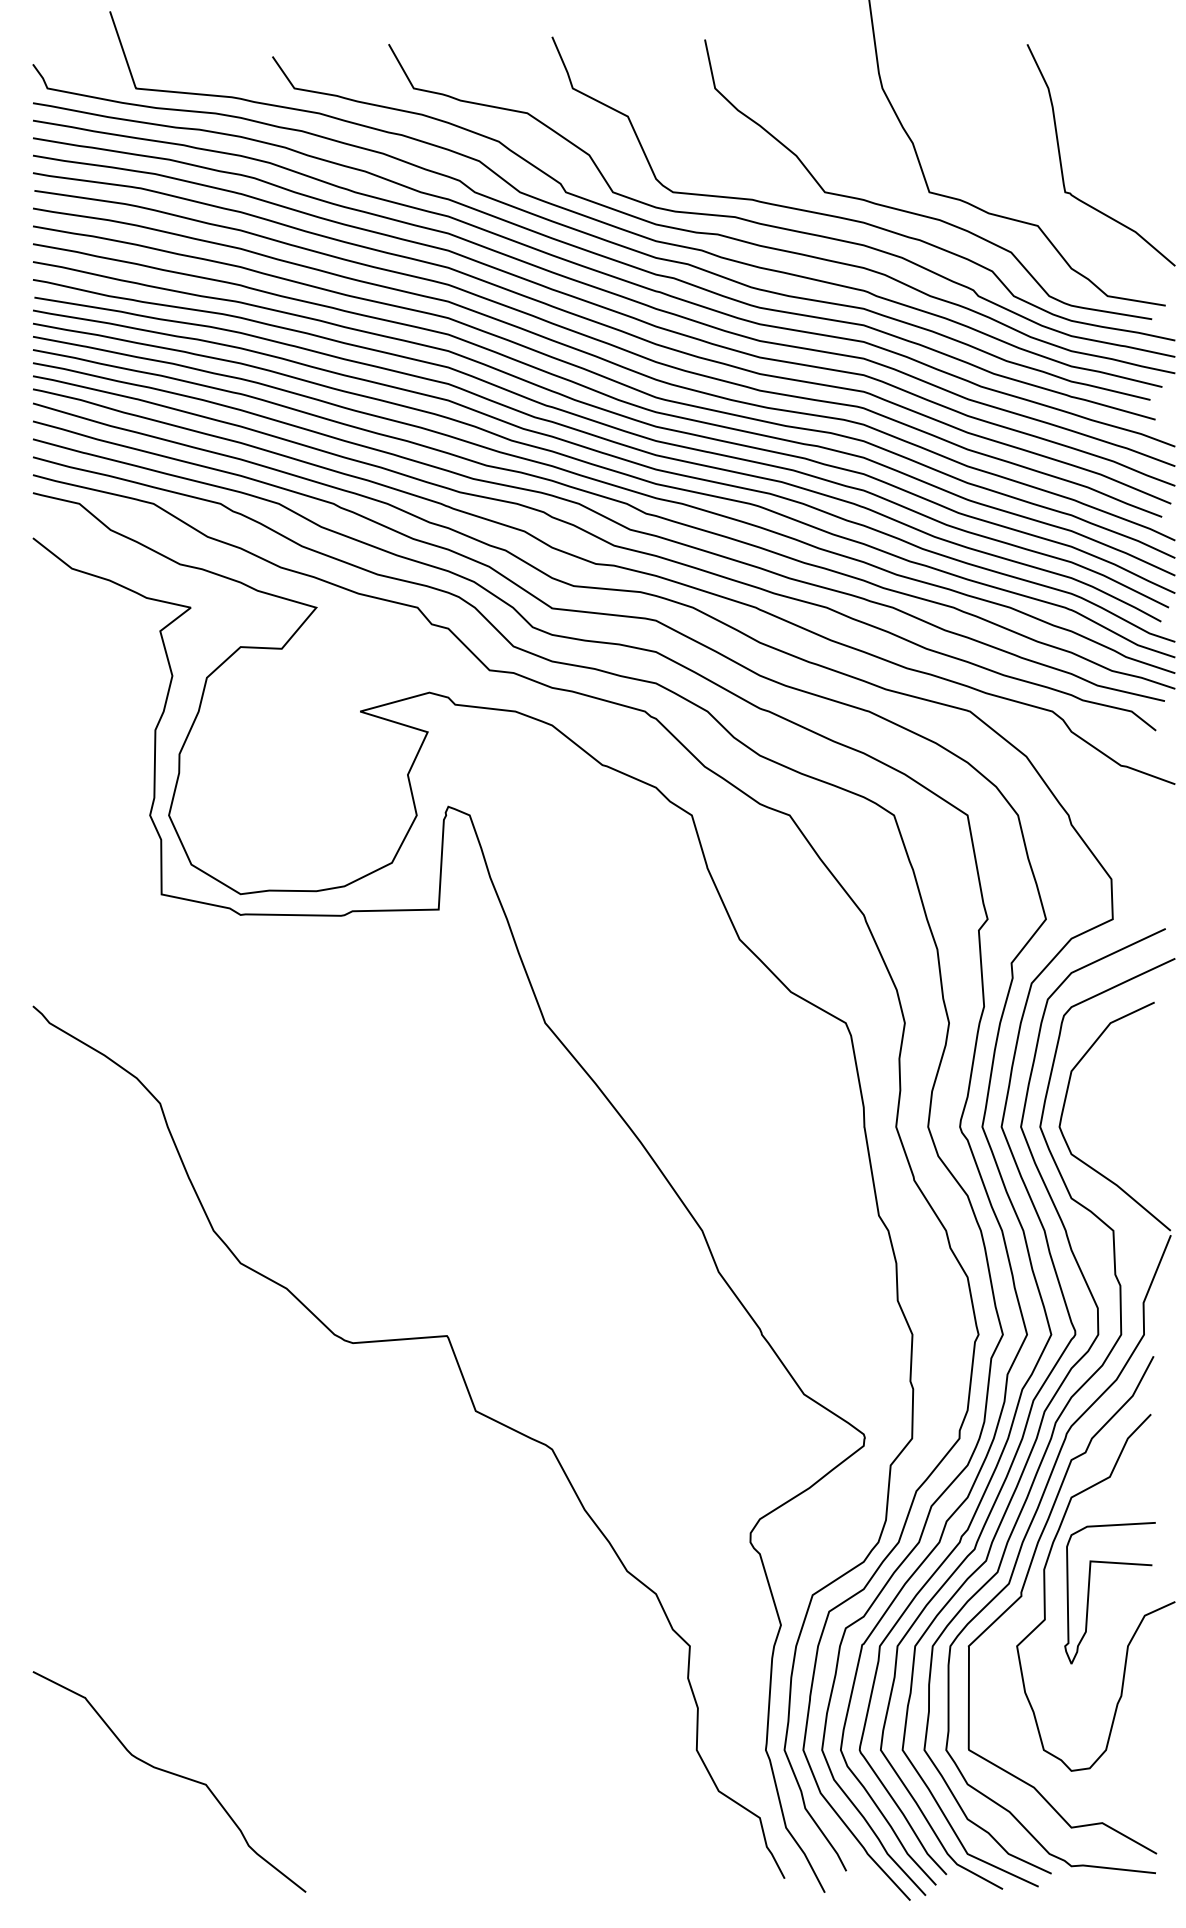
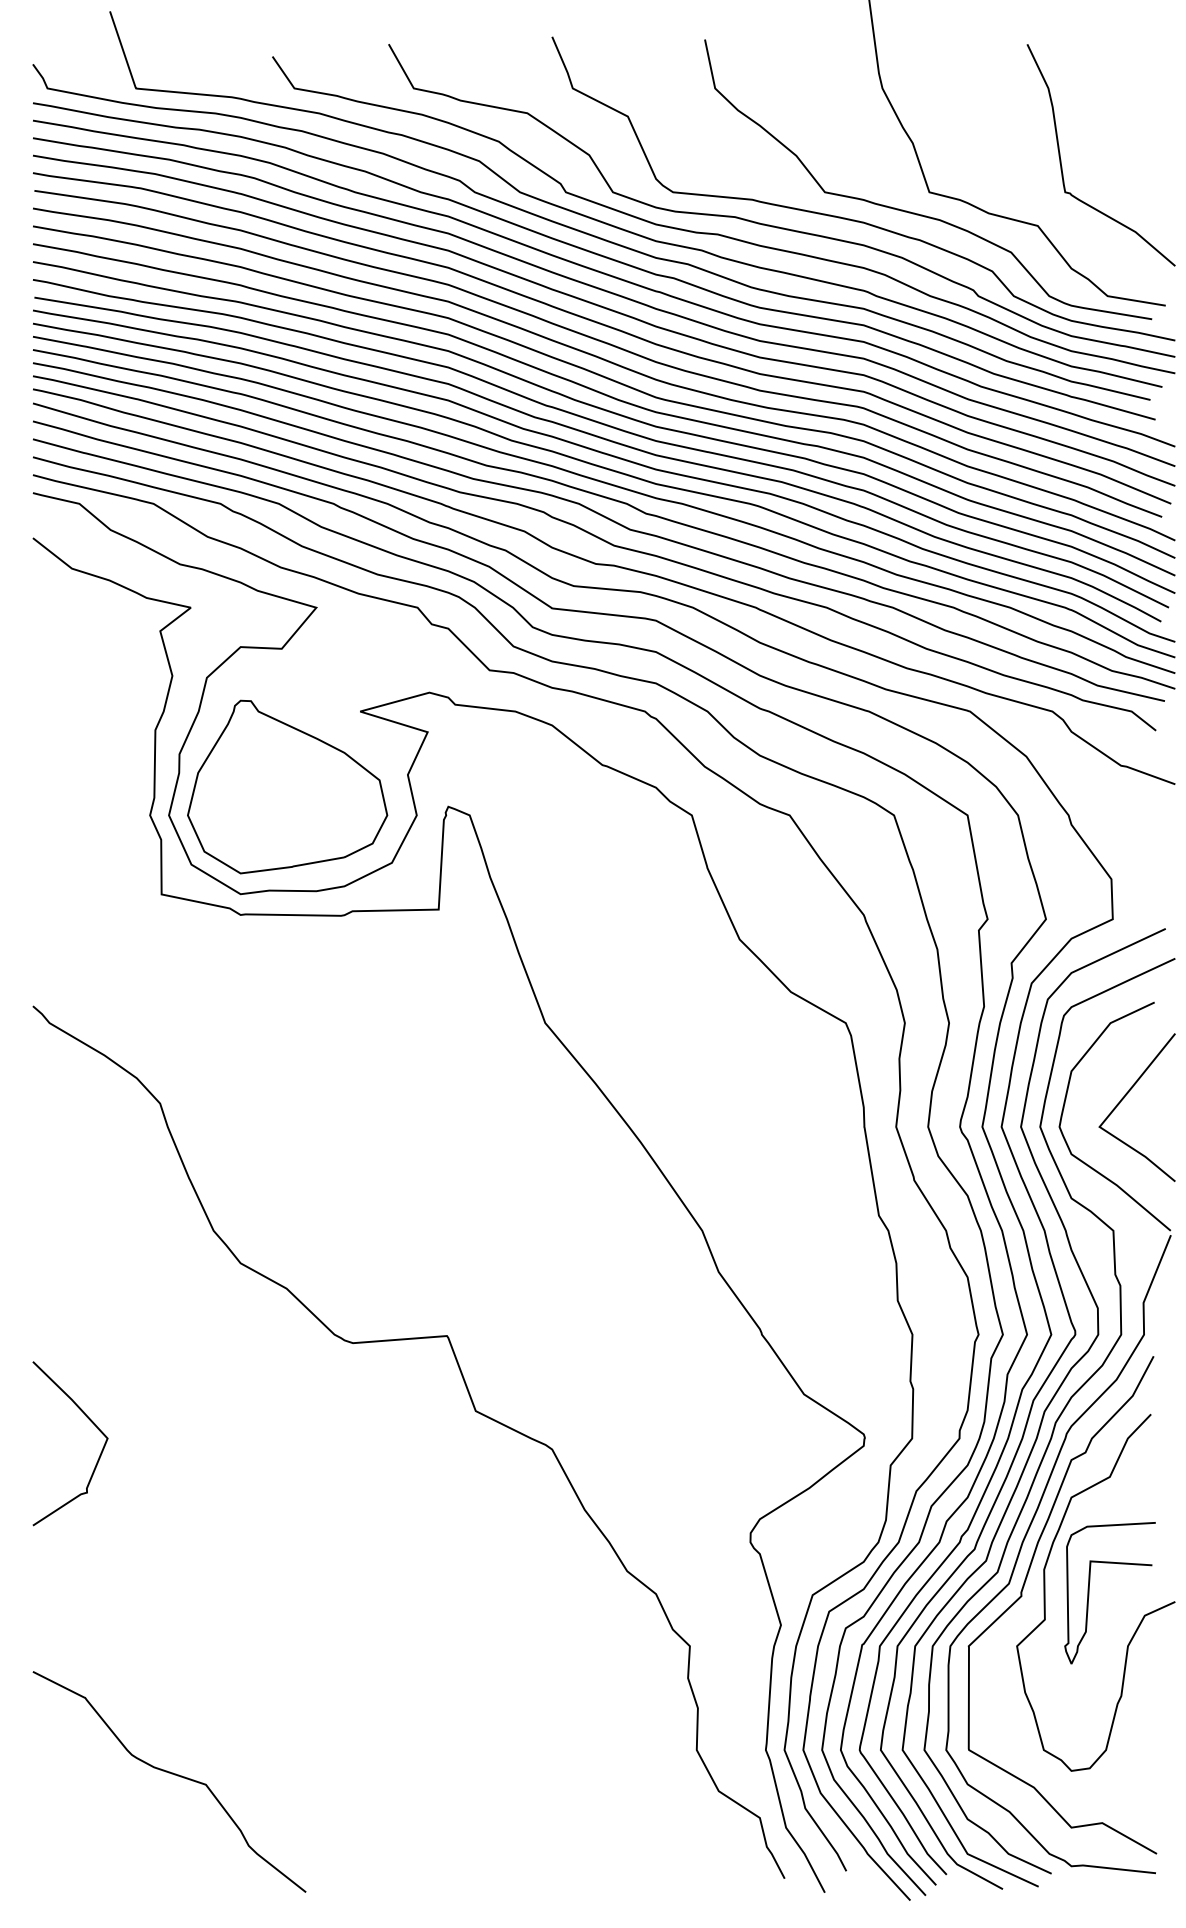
part: none -> present (287, 786)
line: none -> present (1124, 1098)
curve: none -> present (91, 1422)
